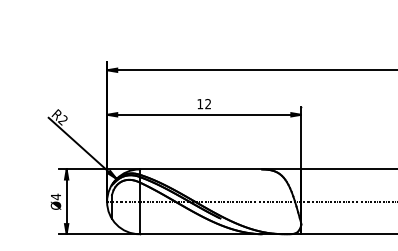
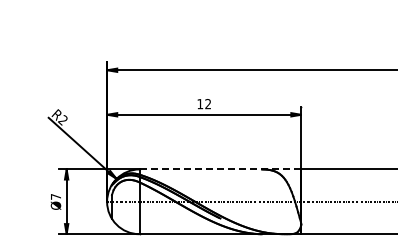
line: solid -> dashed (220, 169)
text: Ø4 -> Ø7 (55, 196)
